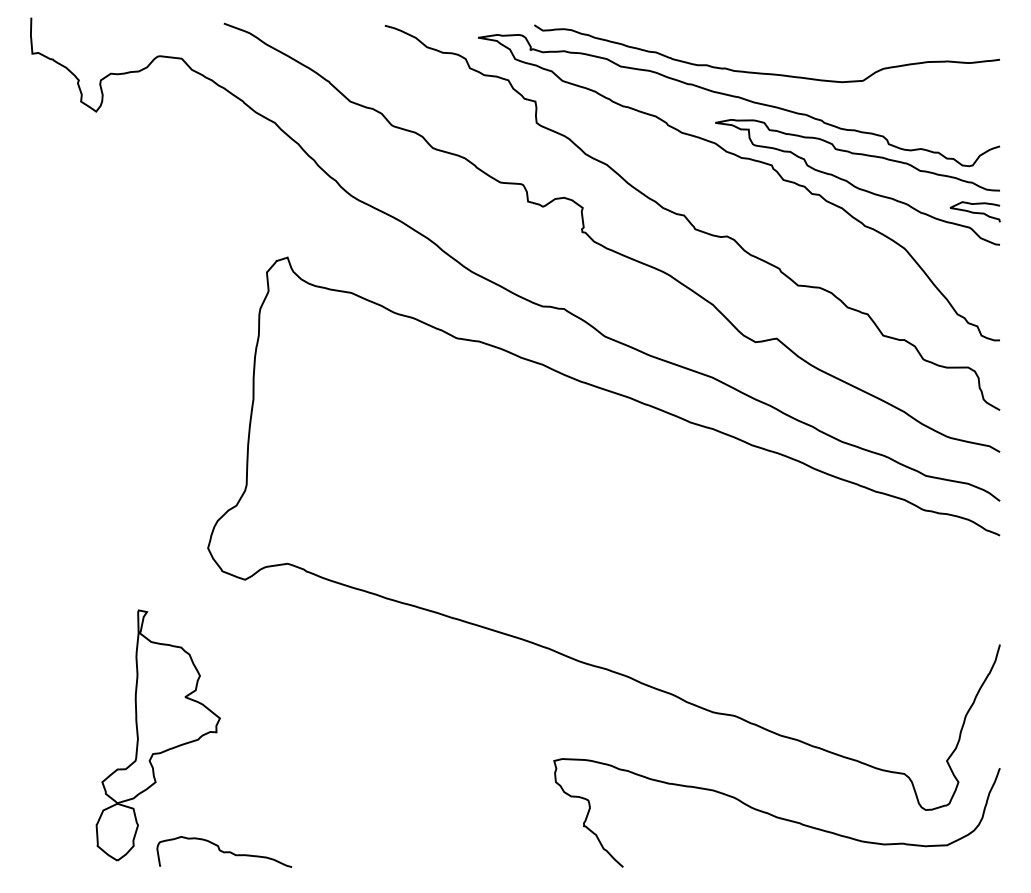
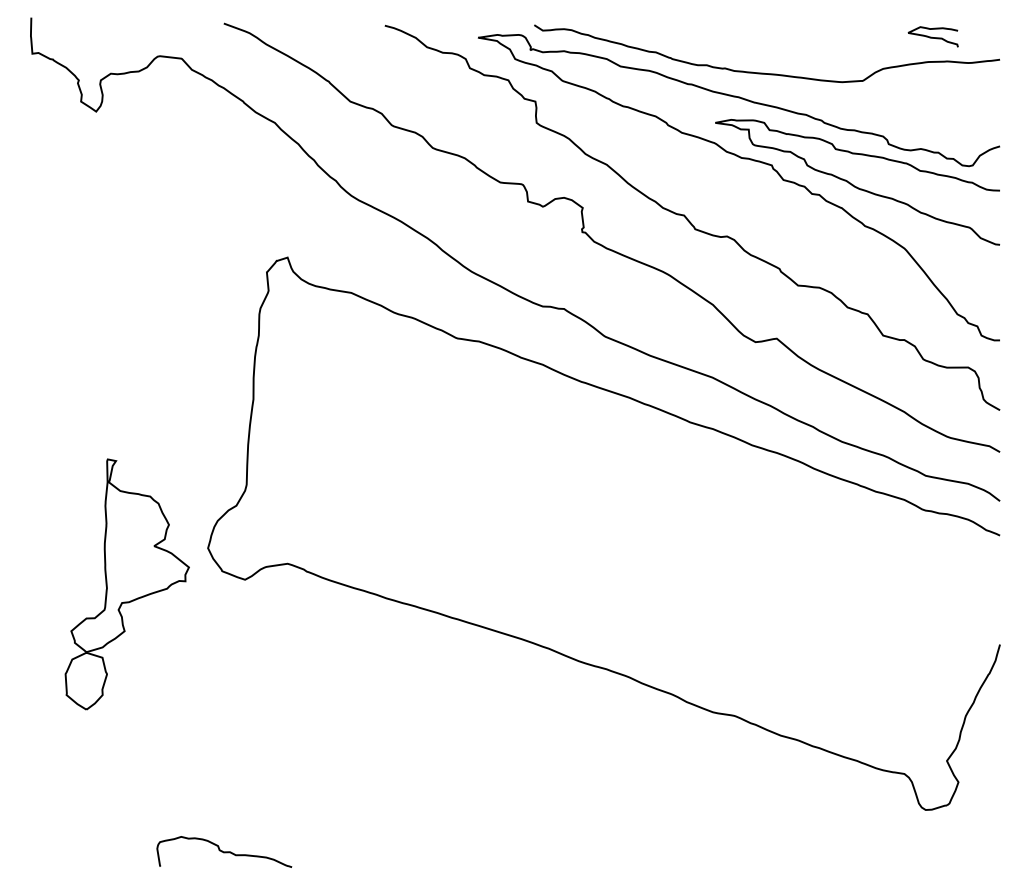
curve position: (973, 211) -> (931, 36) (931, 36)
part position: (157, 735) -> (126, 584) (126, 584)
curve: present -> none (775, 815)
